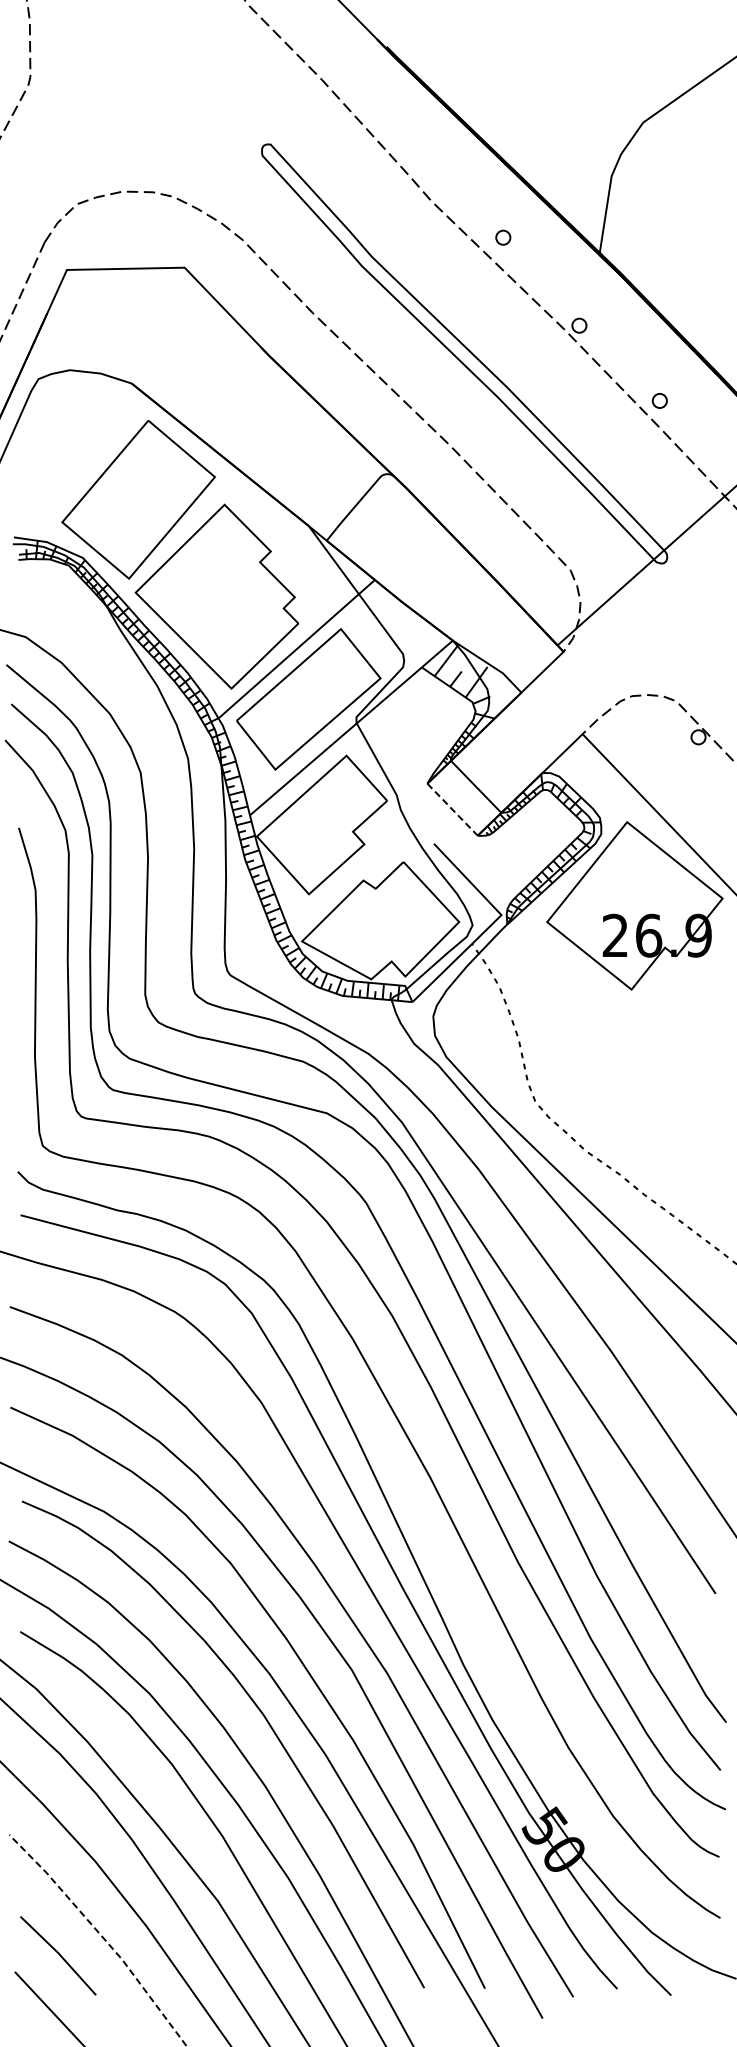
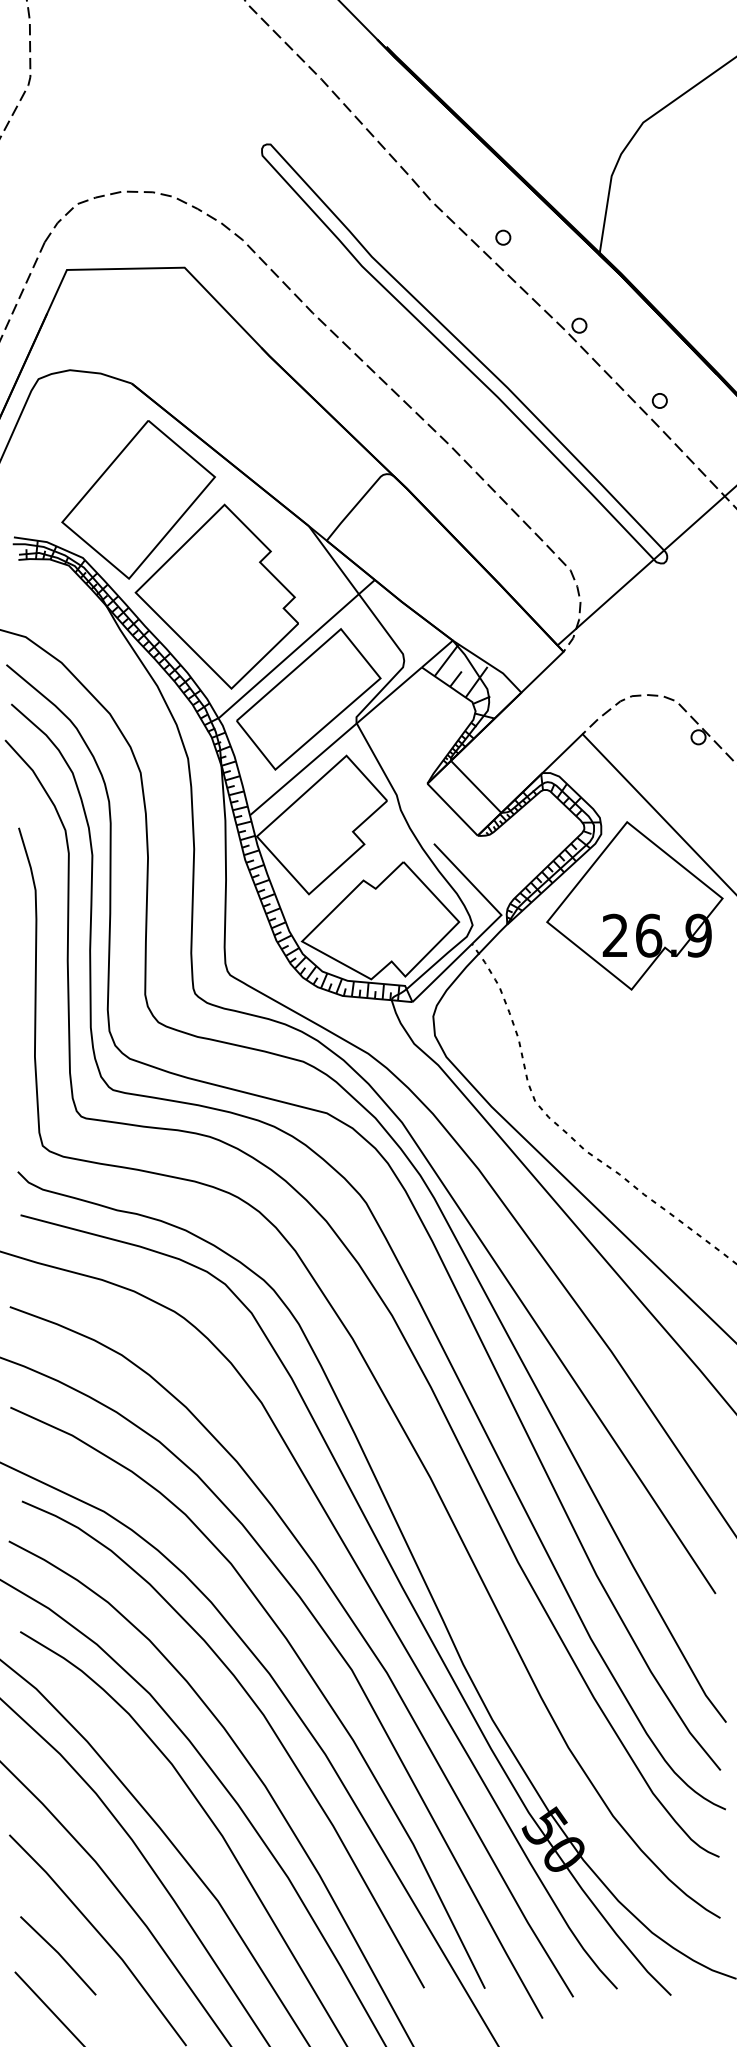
line: dashed -> solid (452, 810)
line: dashed -> solid (101, 1936)
